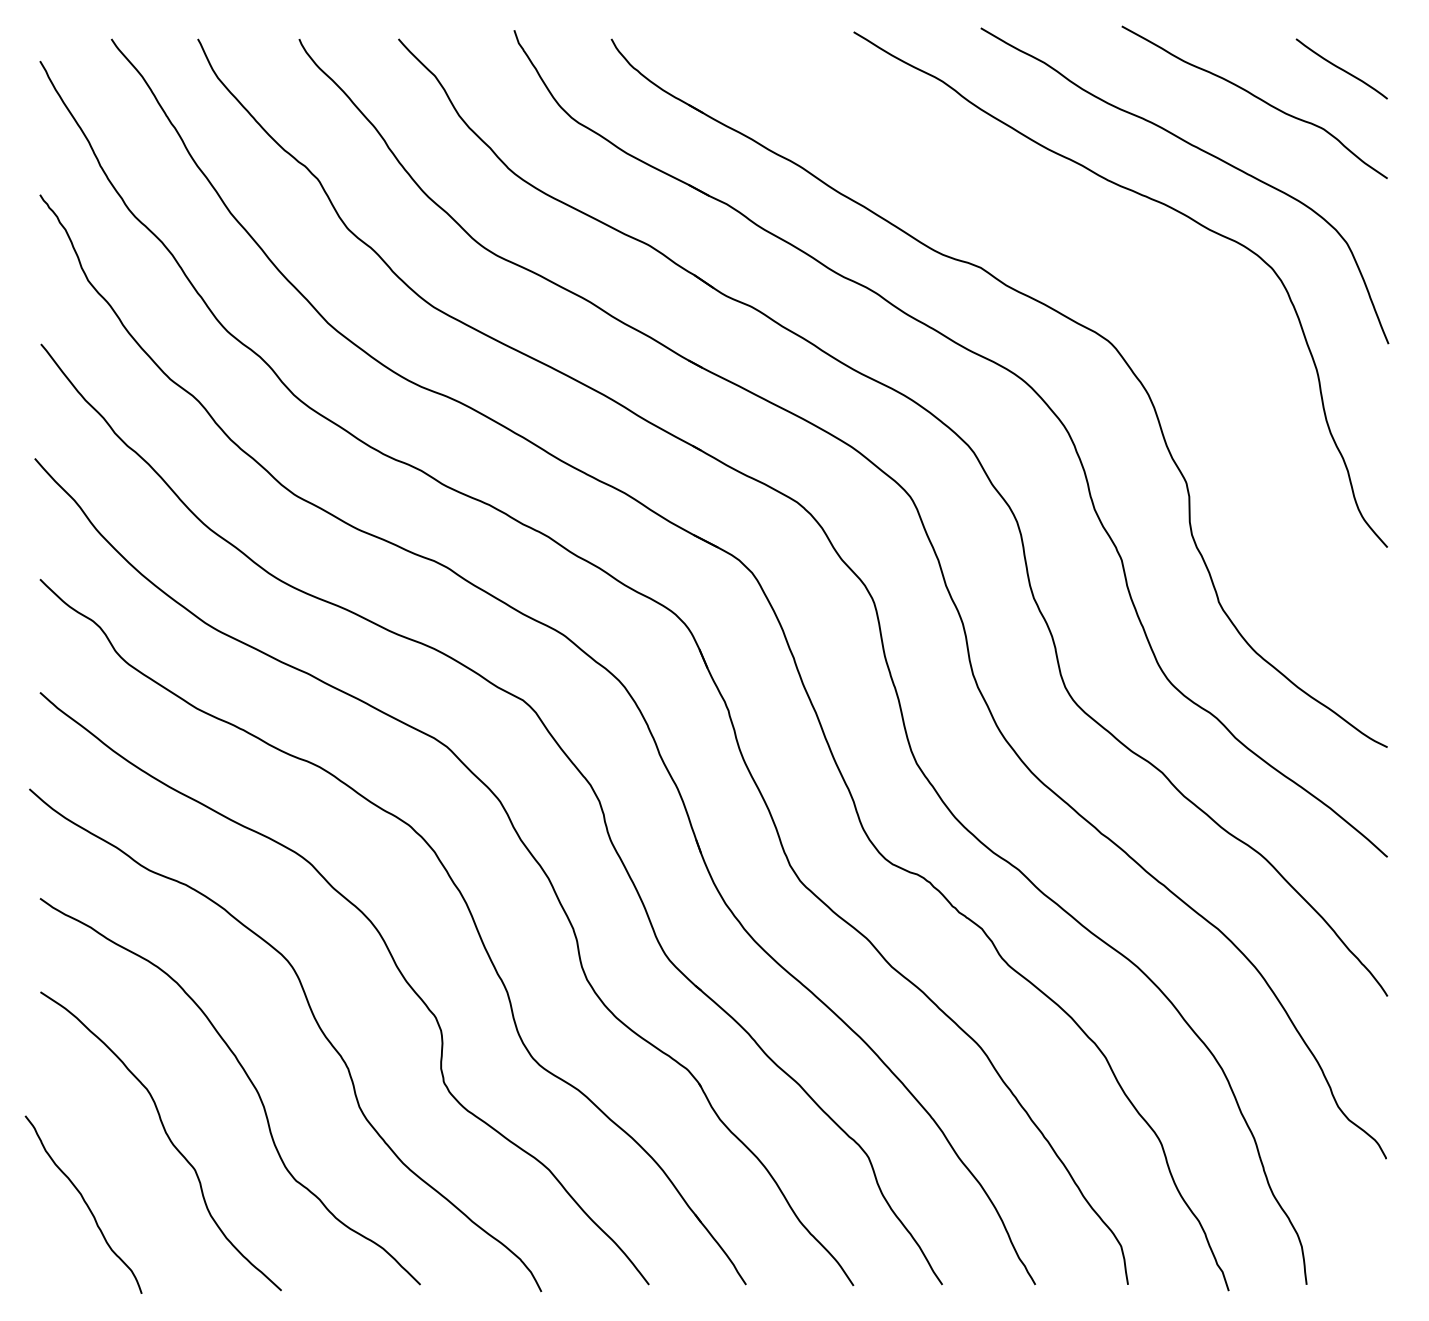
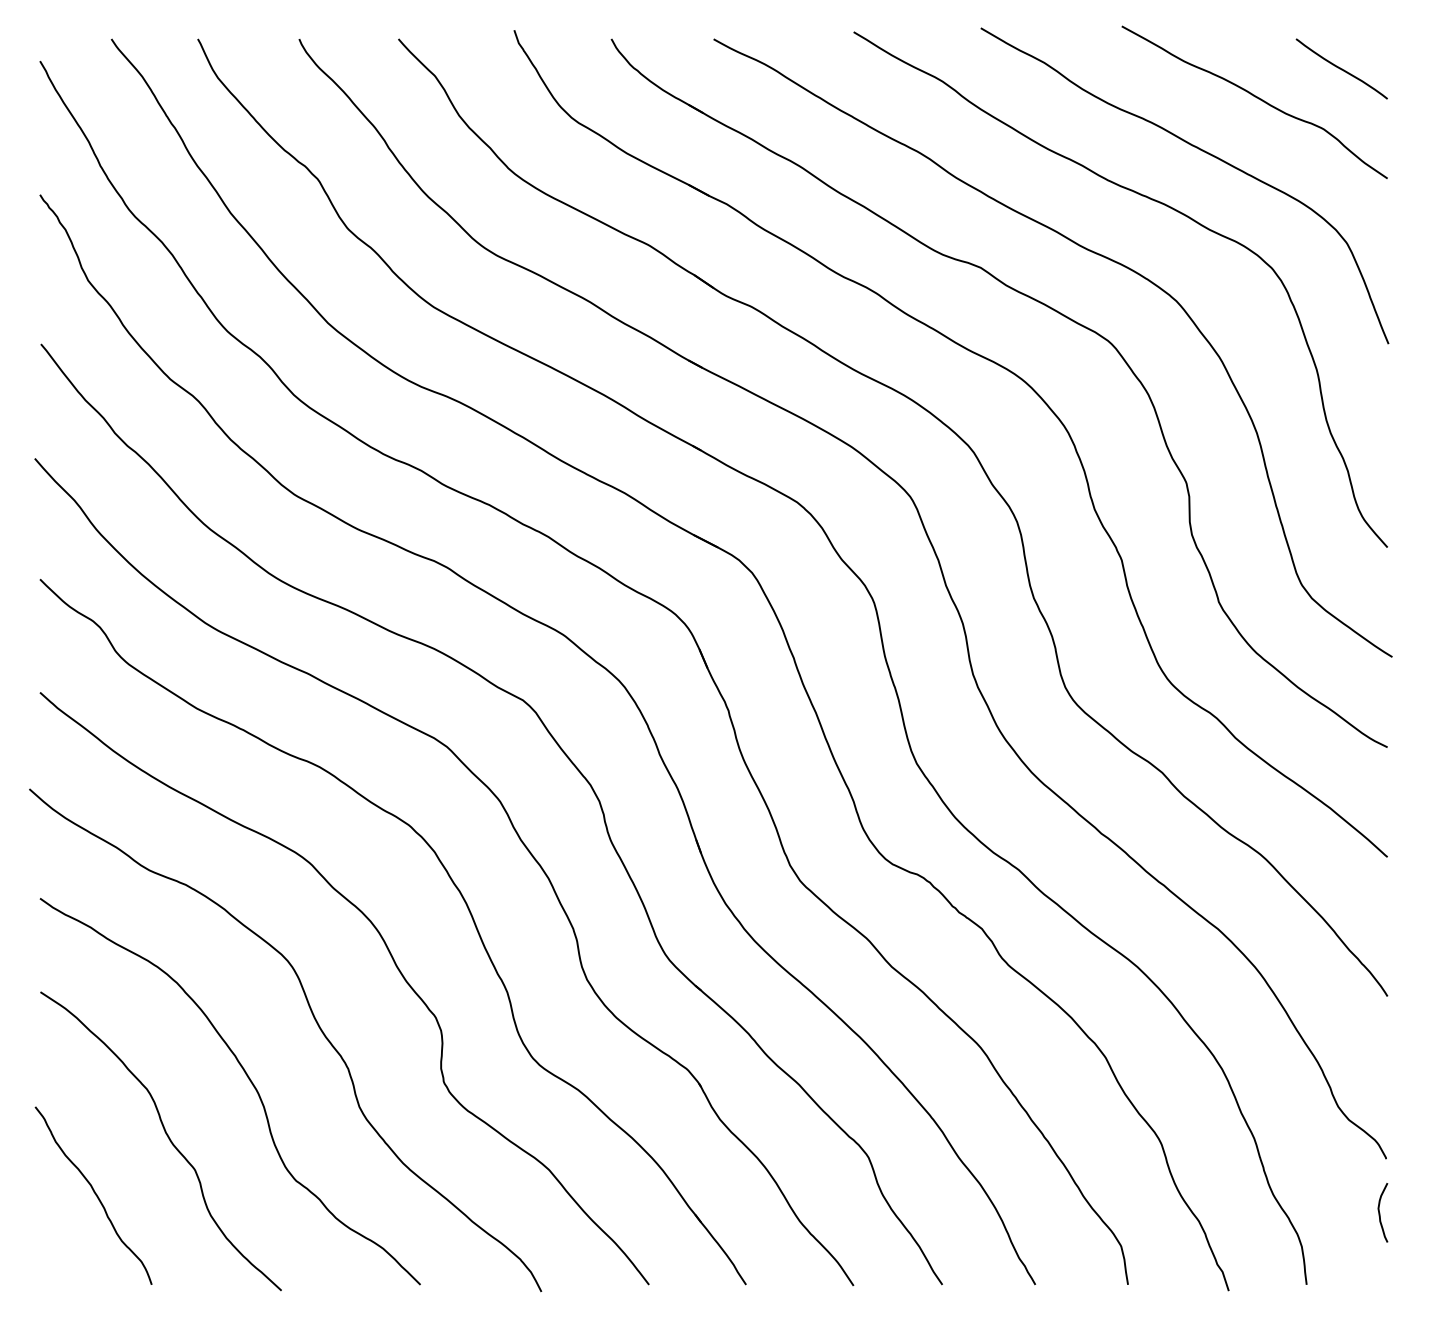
curve: none -> present (1093, 253)
curve position: (85, 1204) -> (95, 1195) (95, 1195)
curve: none -> present (1380, 1213)
